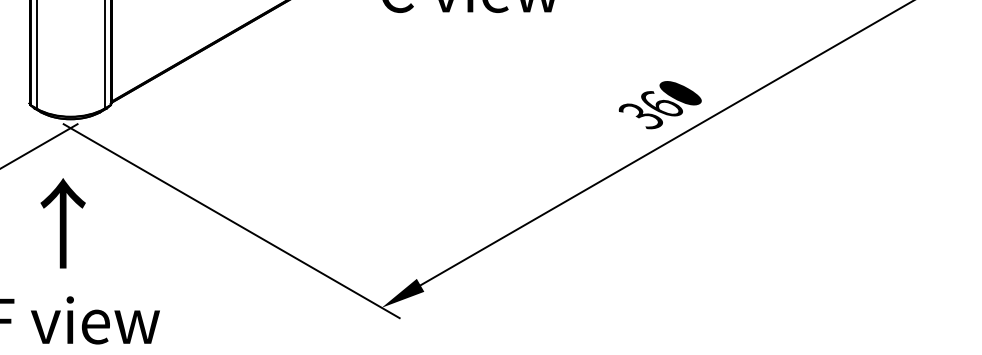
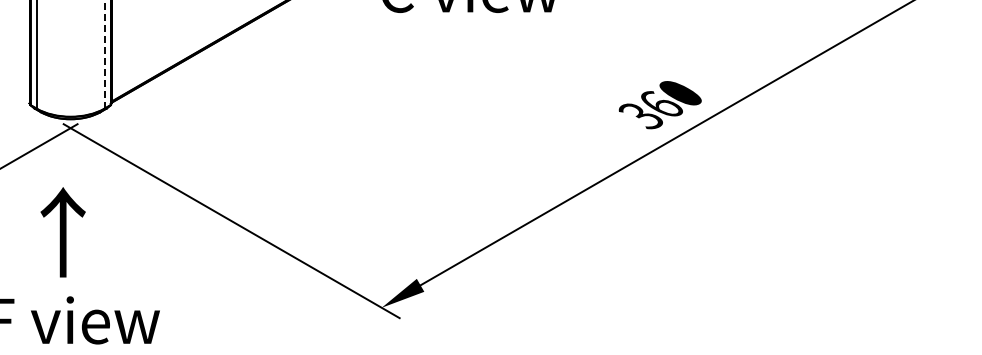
line: solid -> dashed (104, 54)
text position: (62, 223) -> (62, 232) (62, 232)
